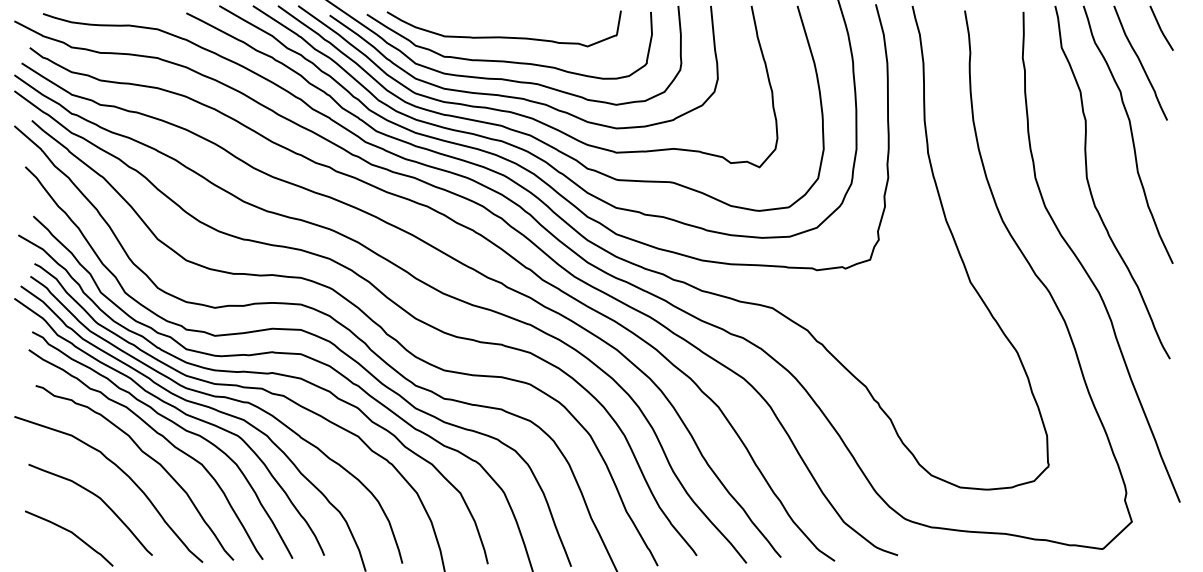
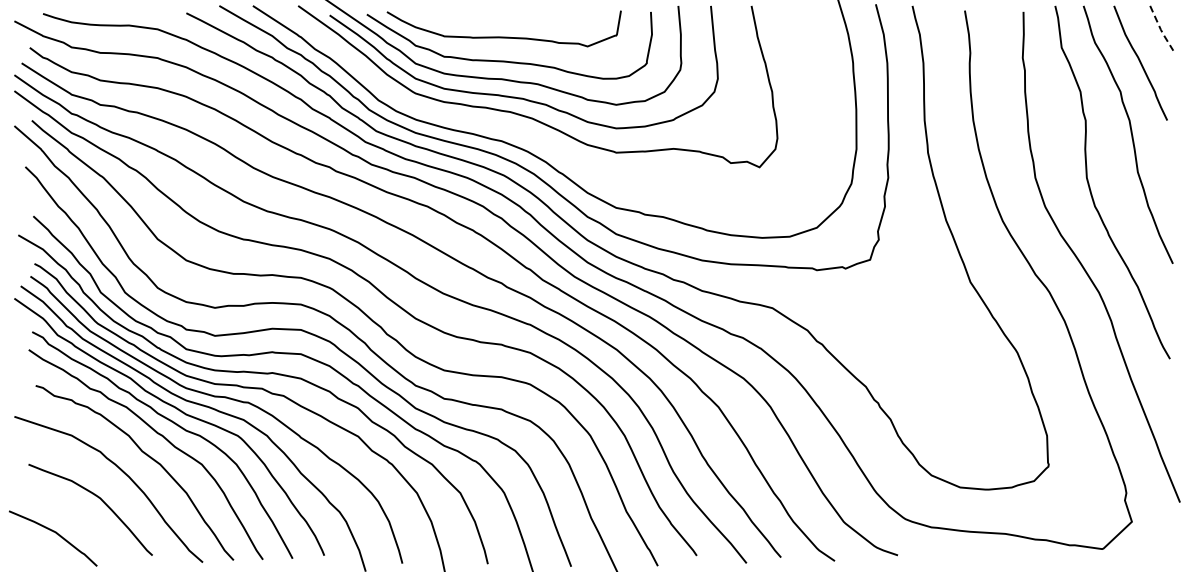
line: solid -> dashed (1160, 29)
curve: present -> none (536, 137)
curve position: (72, 534) -> (56, 534) (56, 534)
